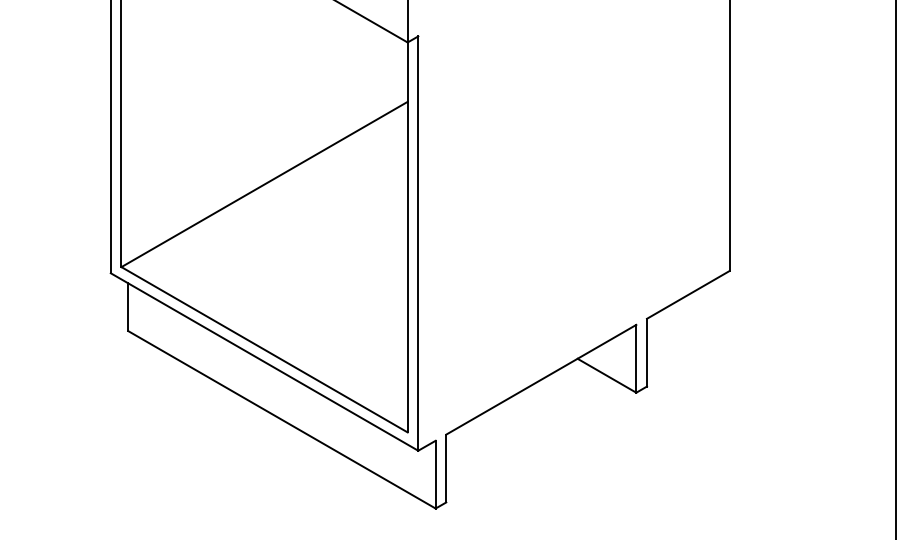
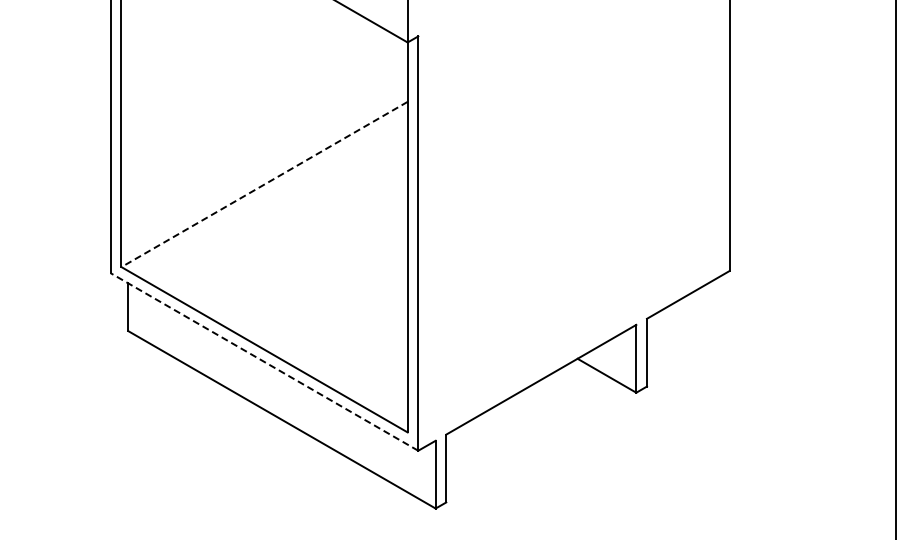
line: solid -> dashed (264, 184)
line: solid -> dashed (264, 362)
